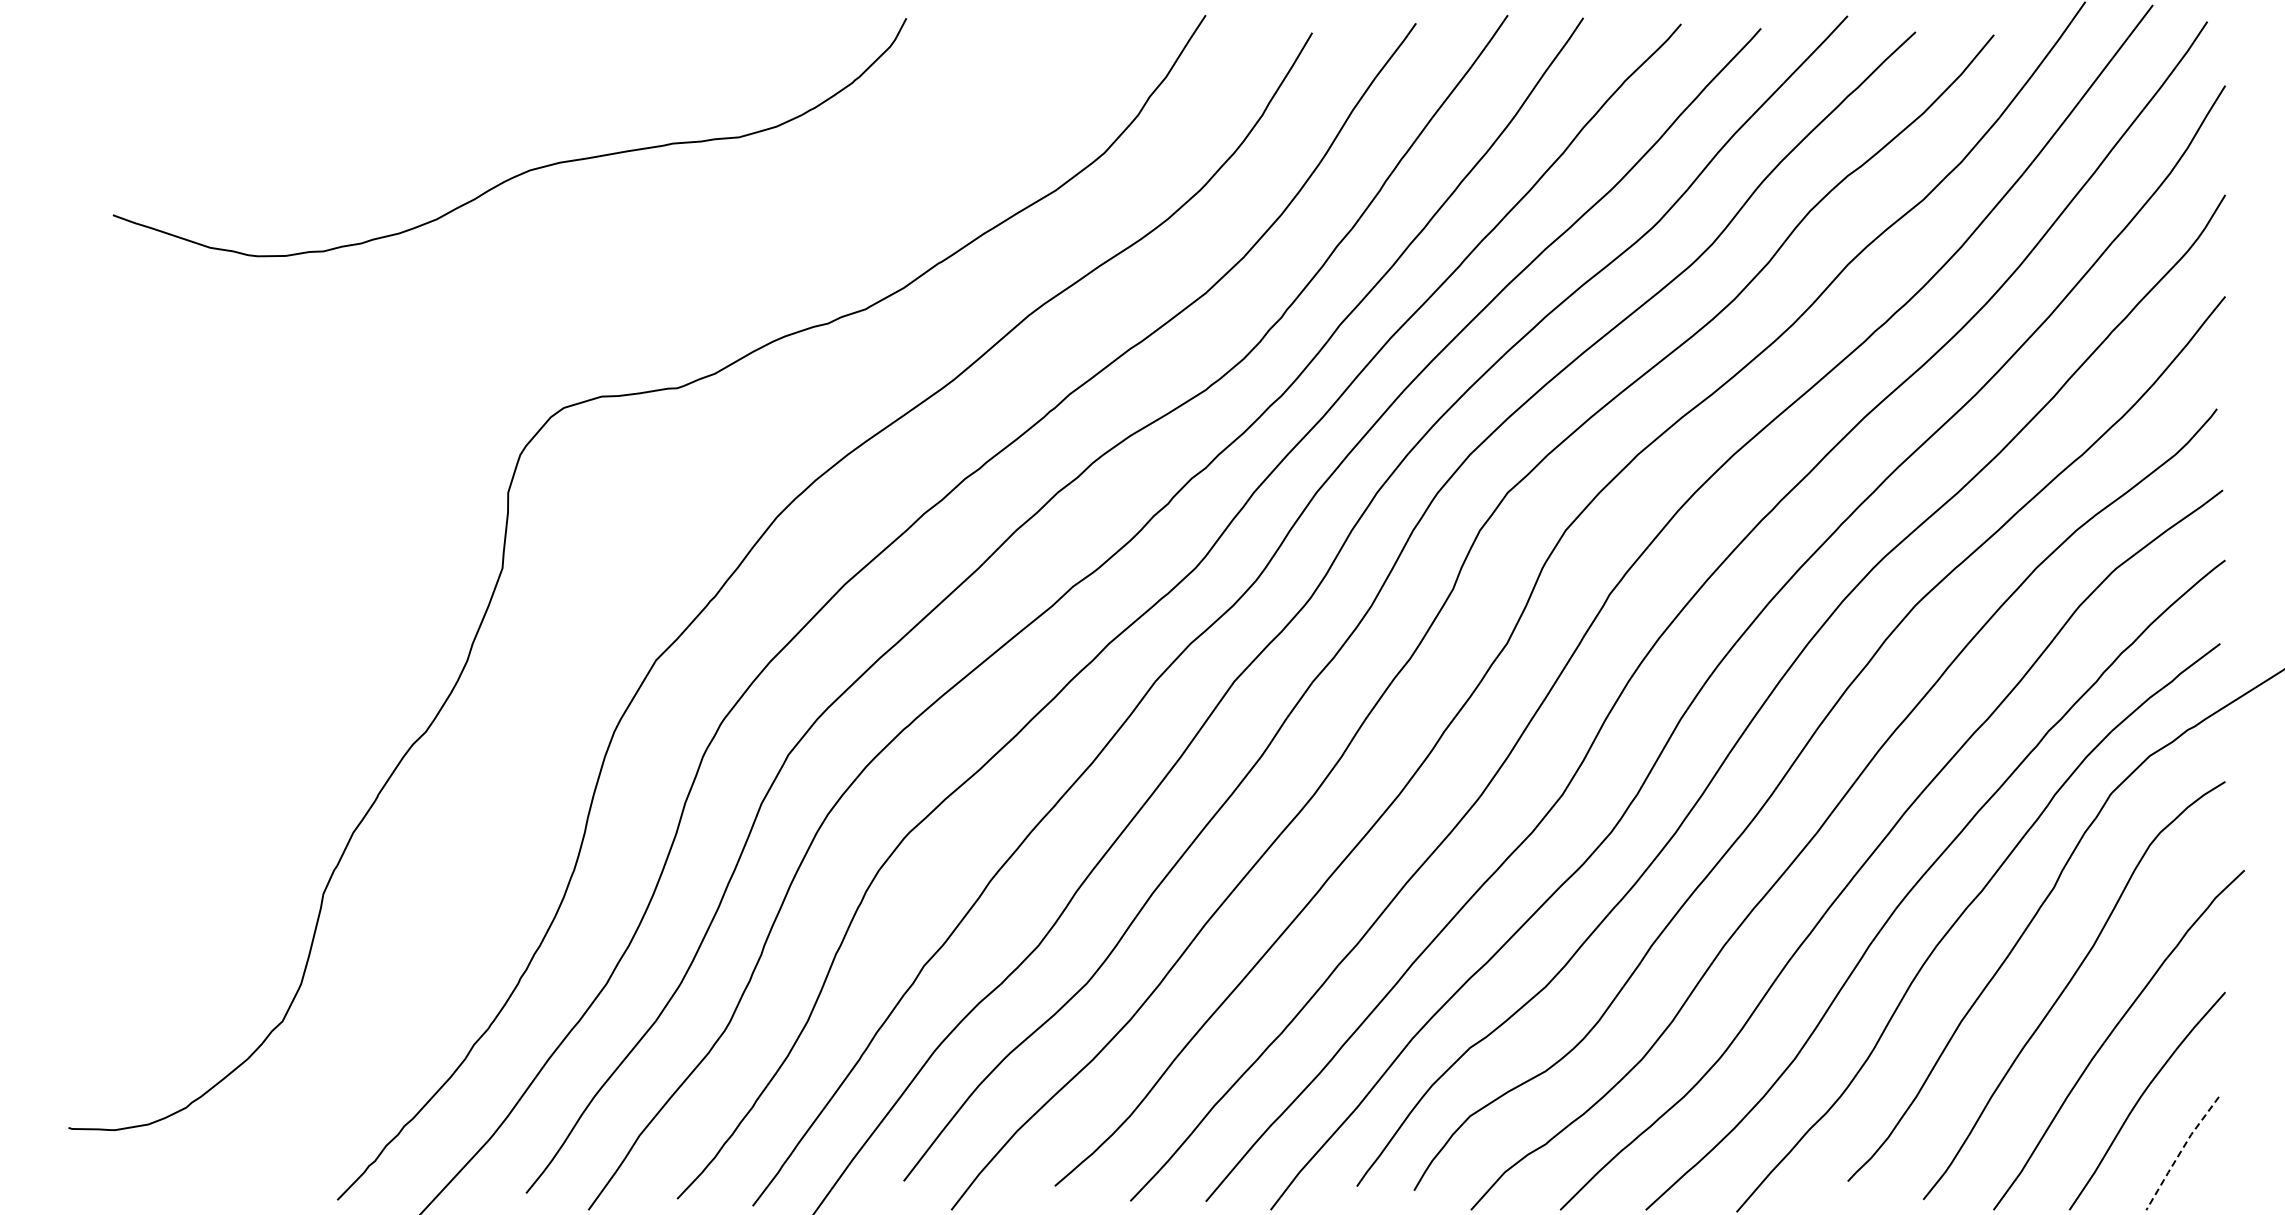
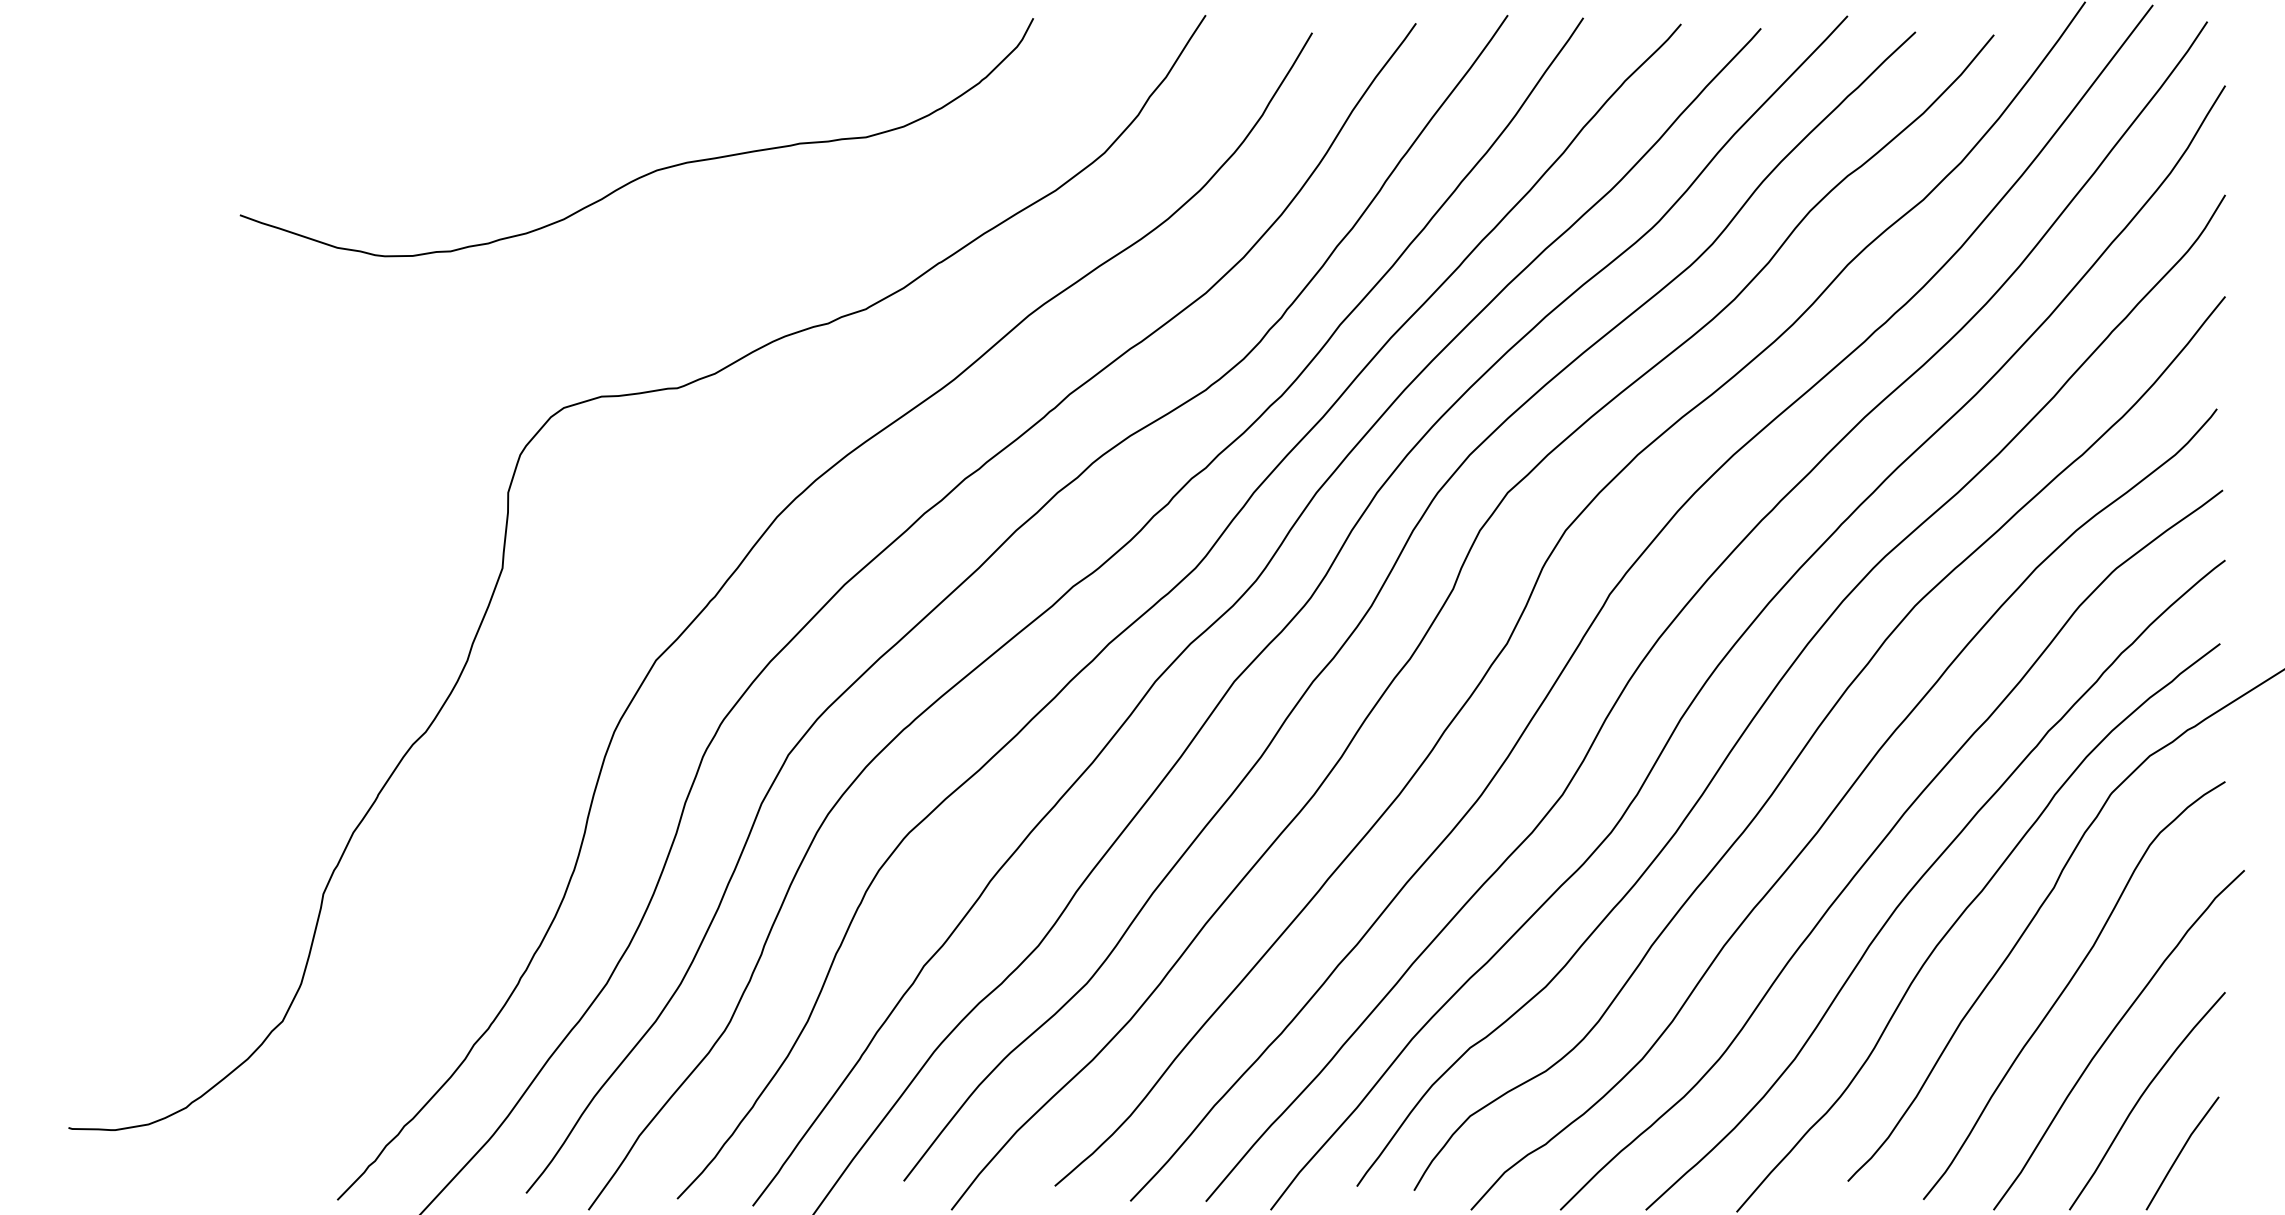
curve position: (526, 170) -> (653, 170) (653, 170)
line: dashed -> solid (2180, 1152)
